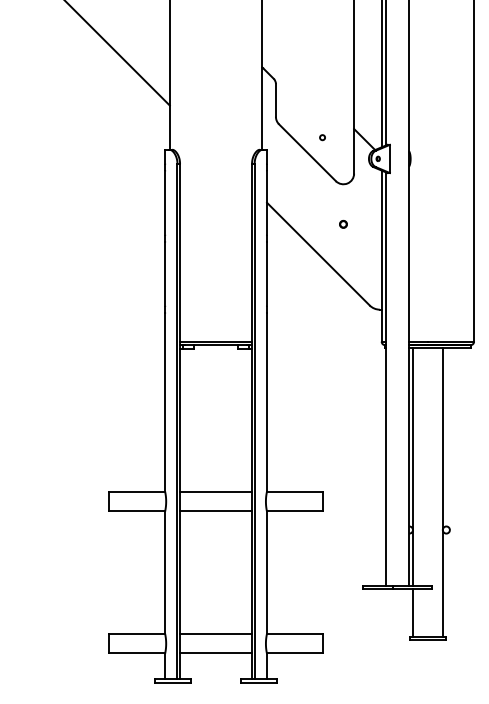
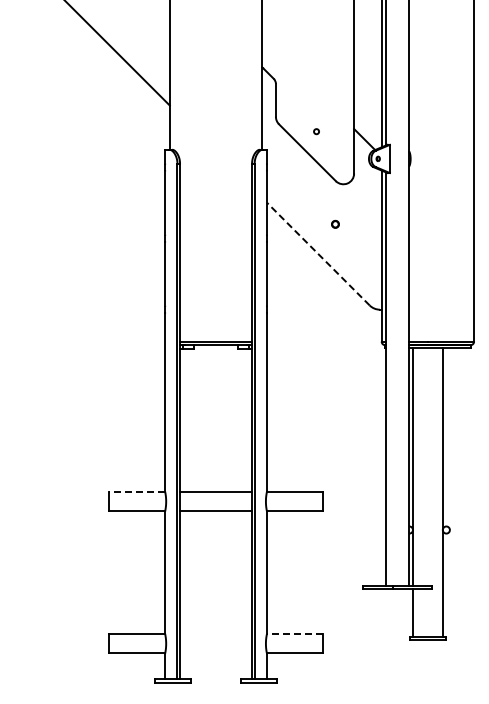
circle position: (322, 137) -> (316, 131) (316, 131)
part position: (343, 223) -> (335, 223) (335, 223)
line: solid -> dashed (318, 254)
line: solid -> dashed (137, 492)
line: present -> none (216, 634)
line: solid -> dashed (294, 634)
line: present -> none (216, 653)
